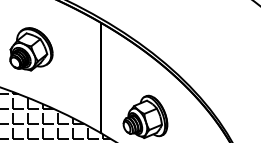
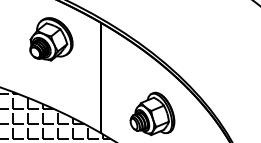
part position: (31, 49) -> (51, 39) (51, 39)
part position: (145, 116) -> (152, 113) (152, 113)
